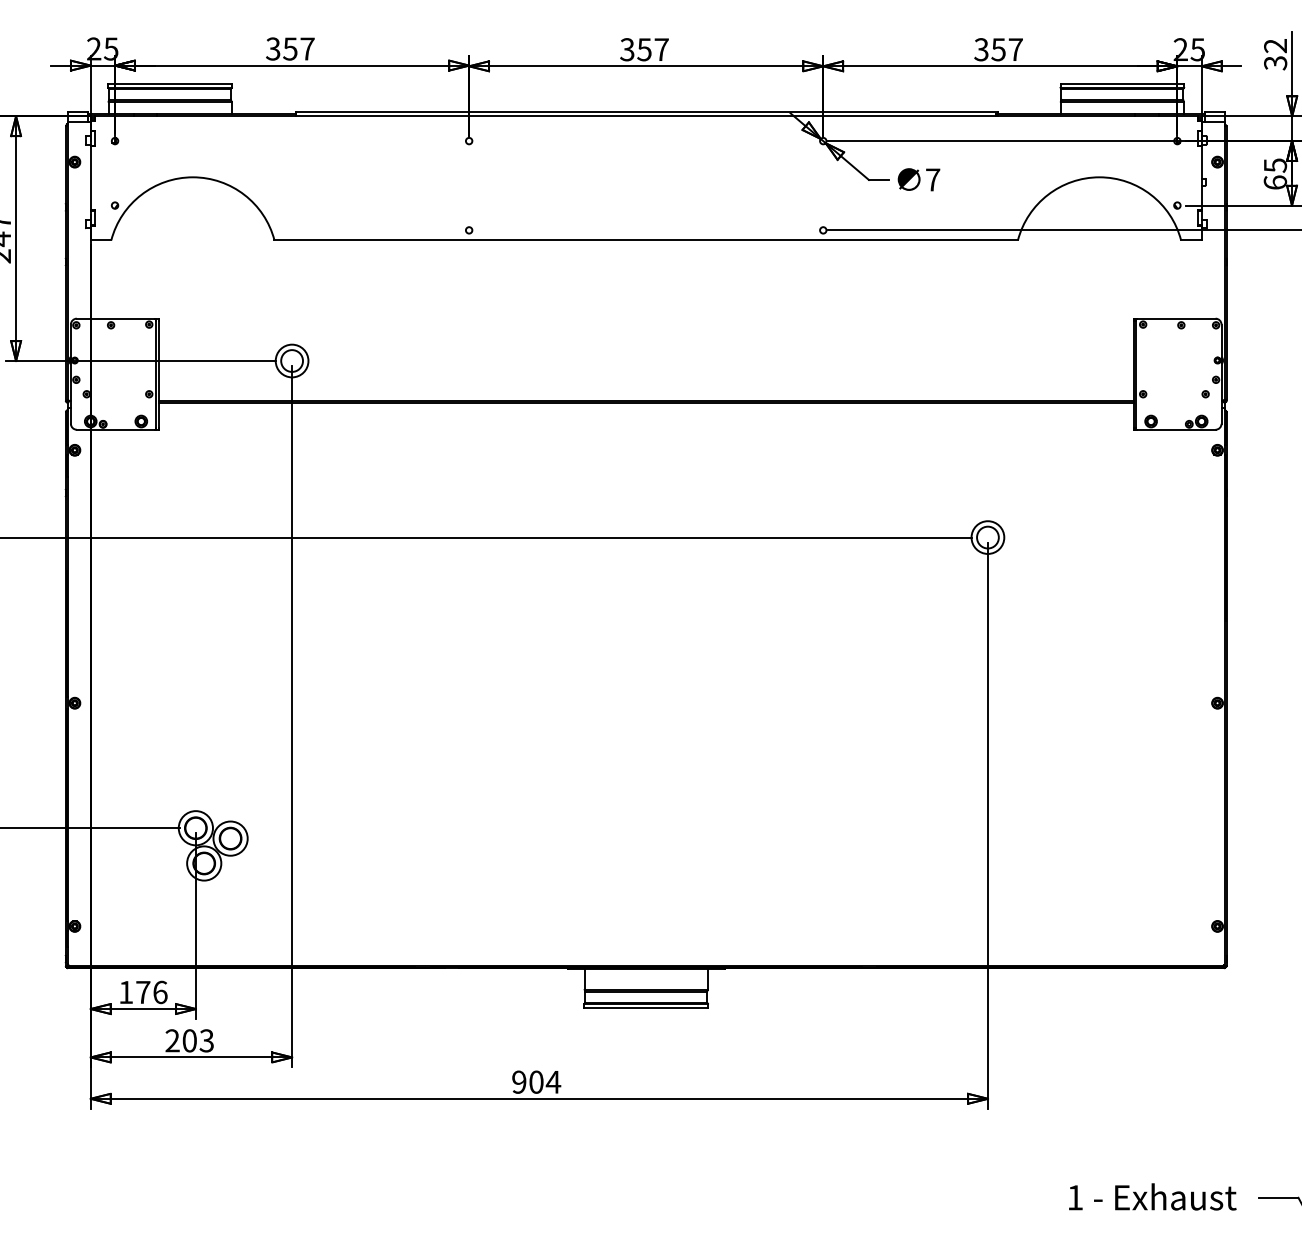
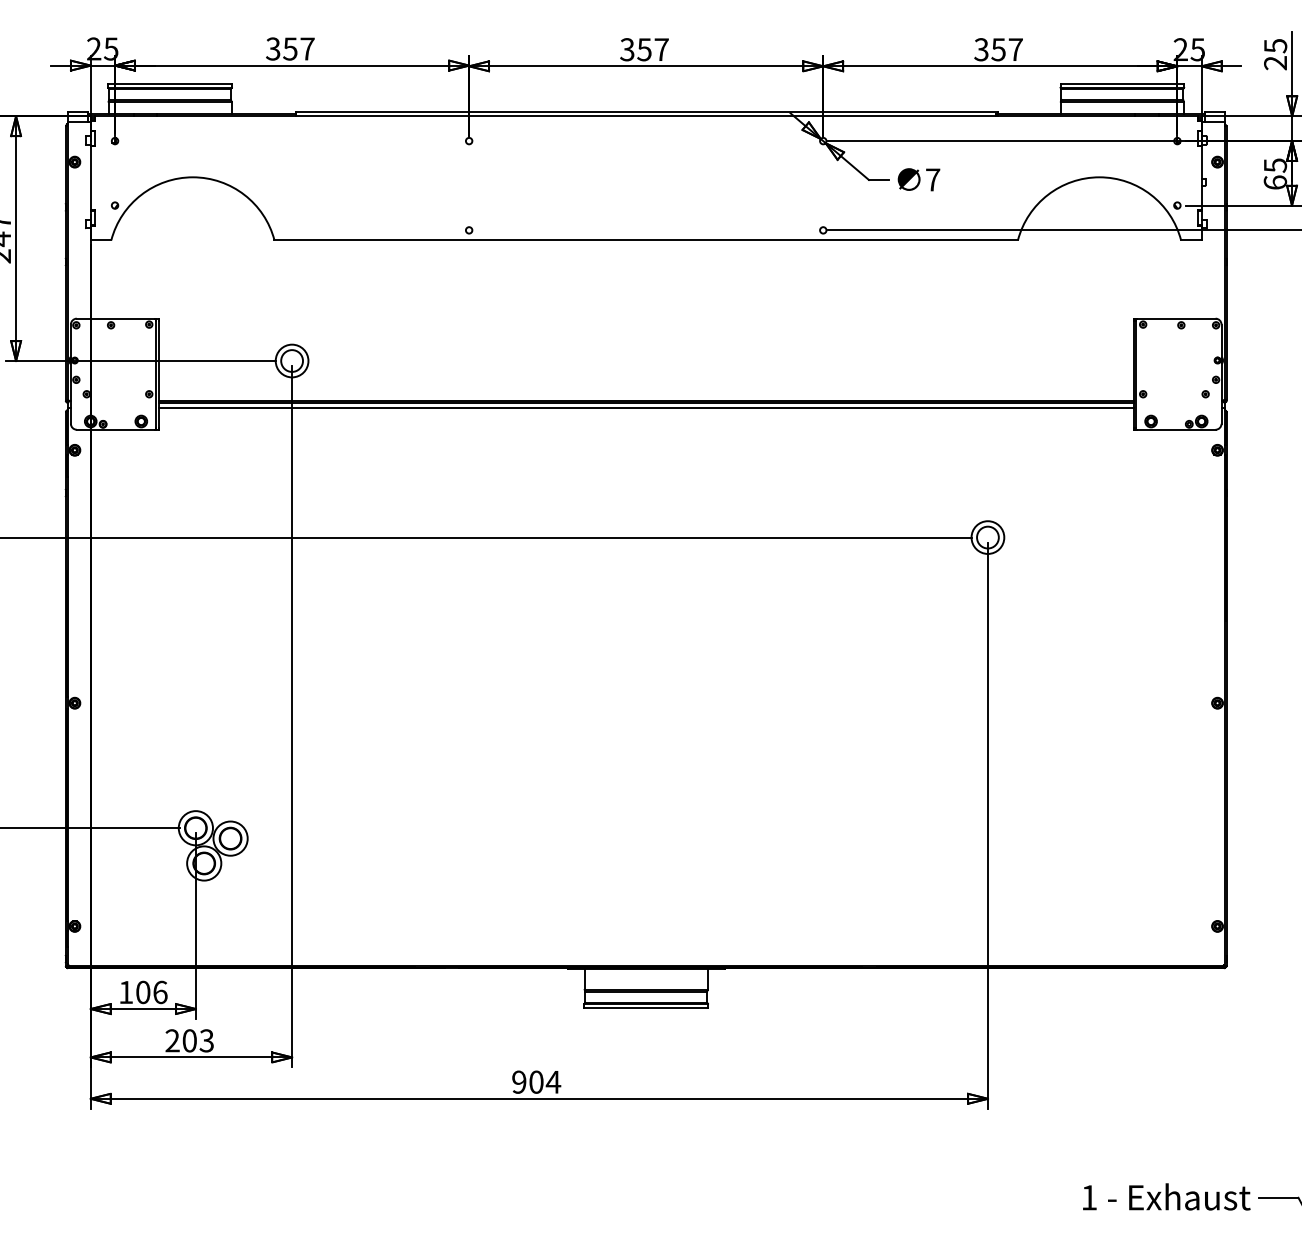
text: 32 -> 25 (1275, 54)
line: none -> present (645, 407)
text: 176 -> 106 (143, 992)
text position: (1152, 1196) -> (1166, 1196) (1166, 1196)
